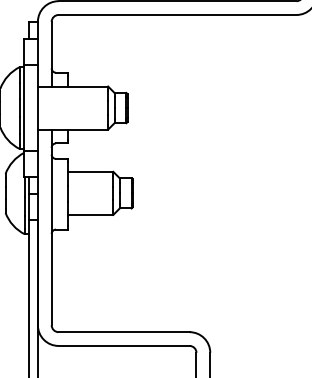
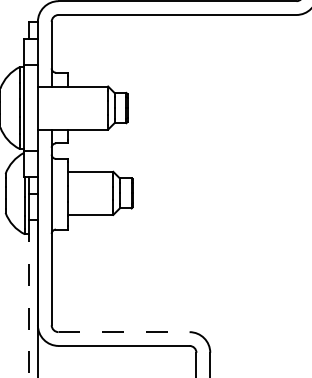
line: solid -> dashed (29, 299)
line: solid -> dashed (124, 332)
